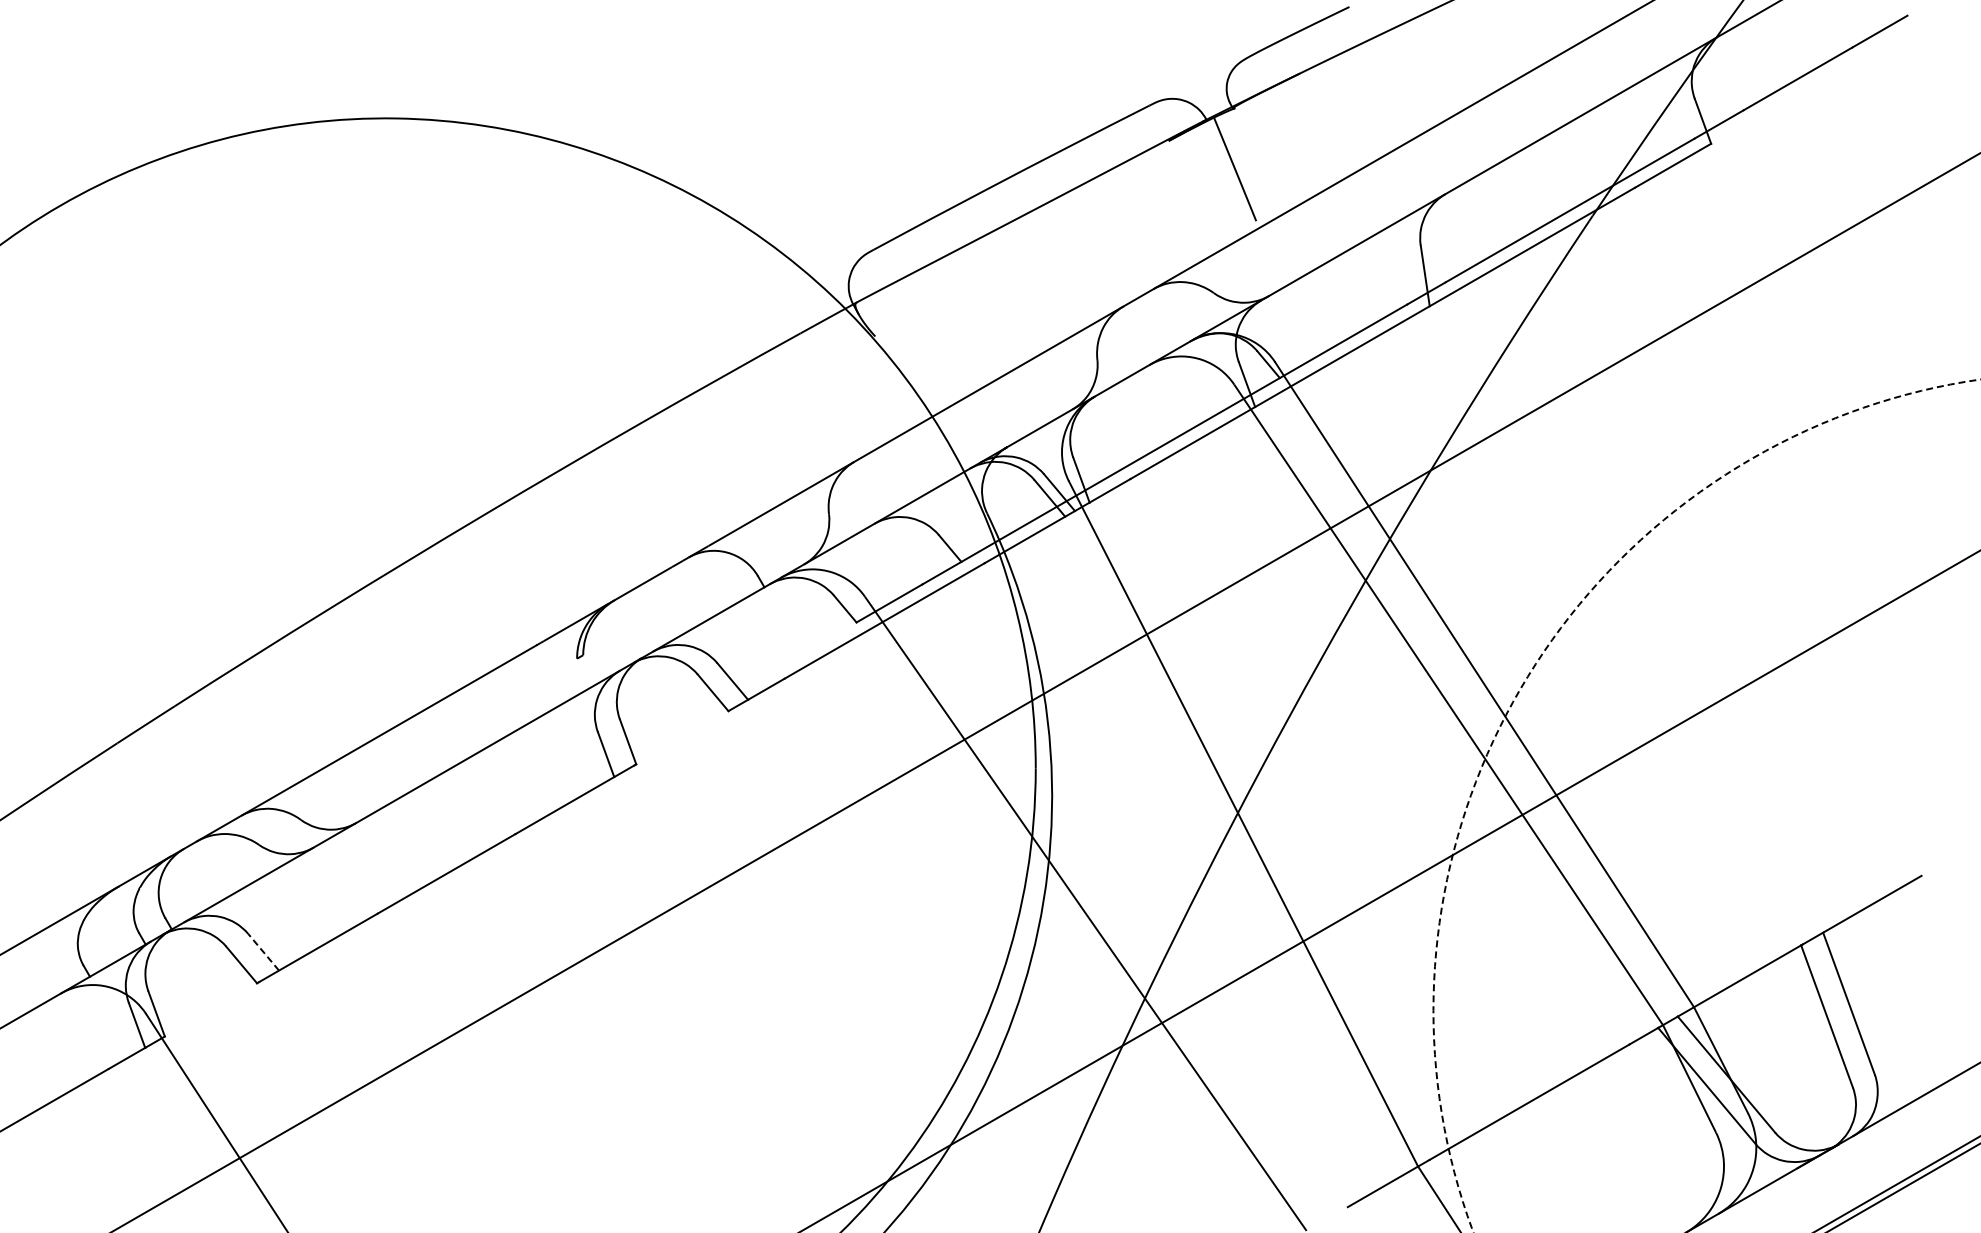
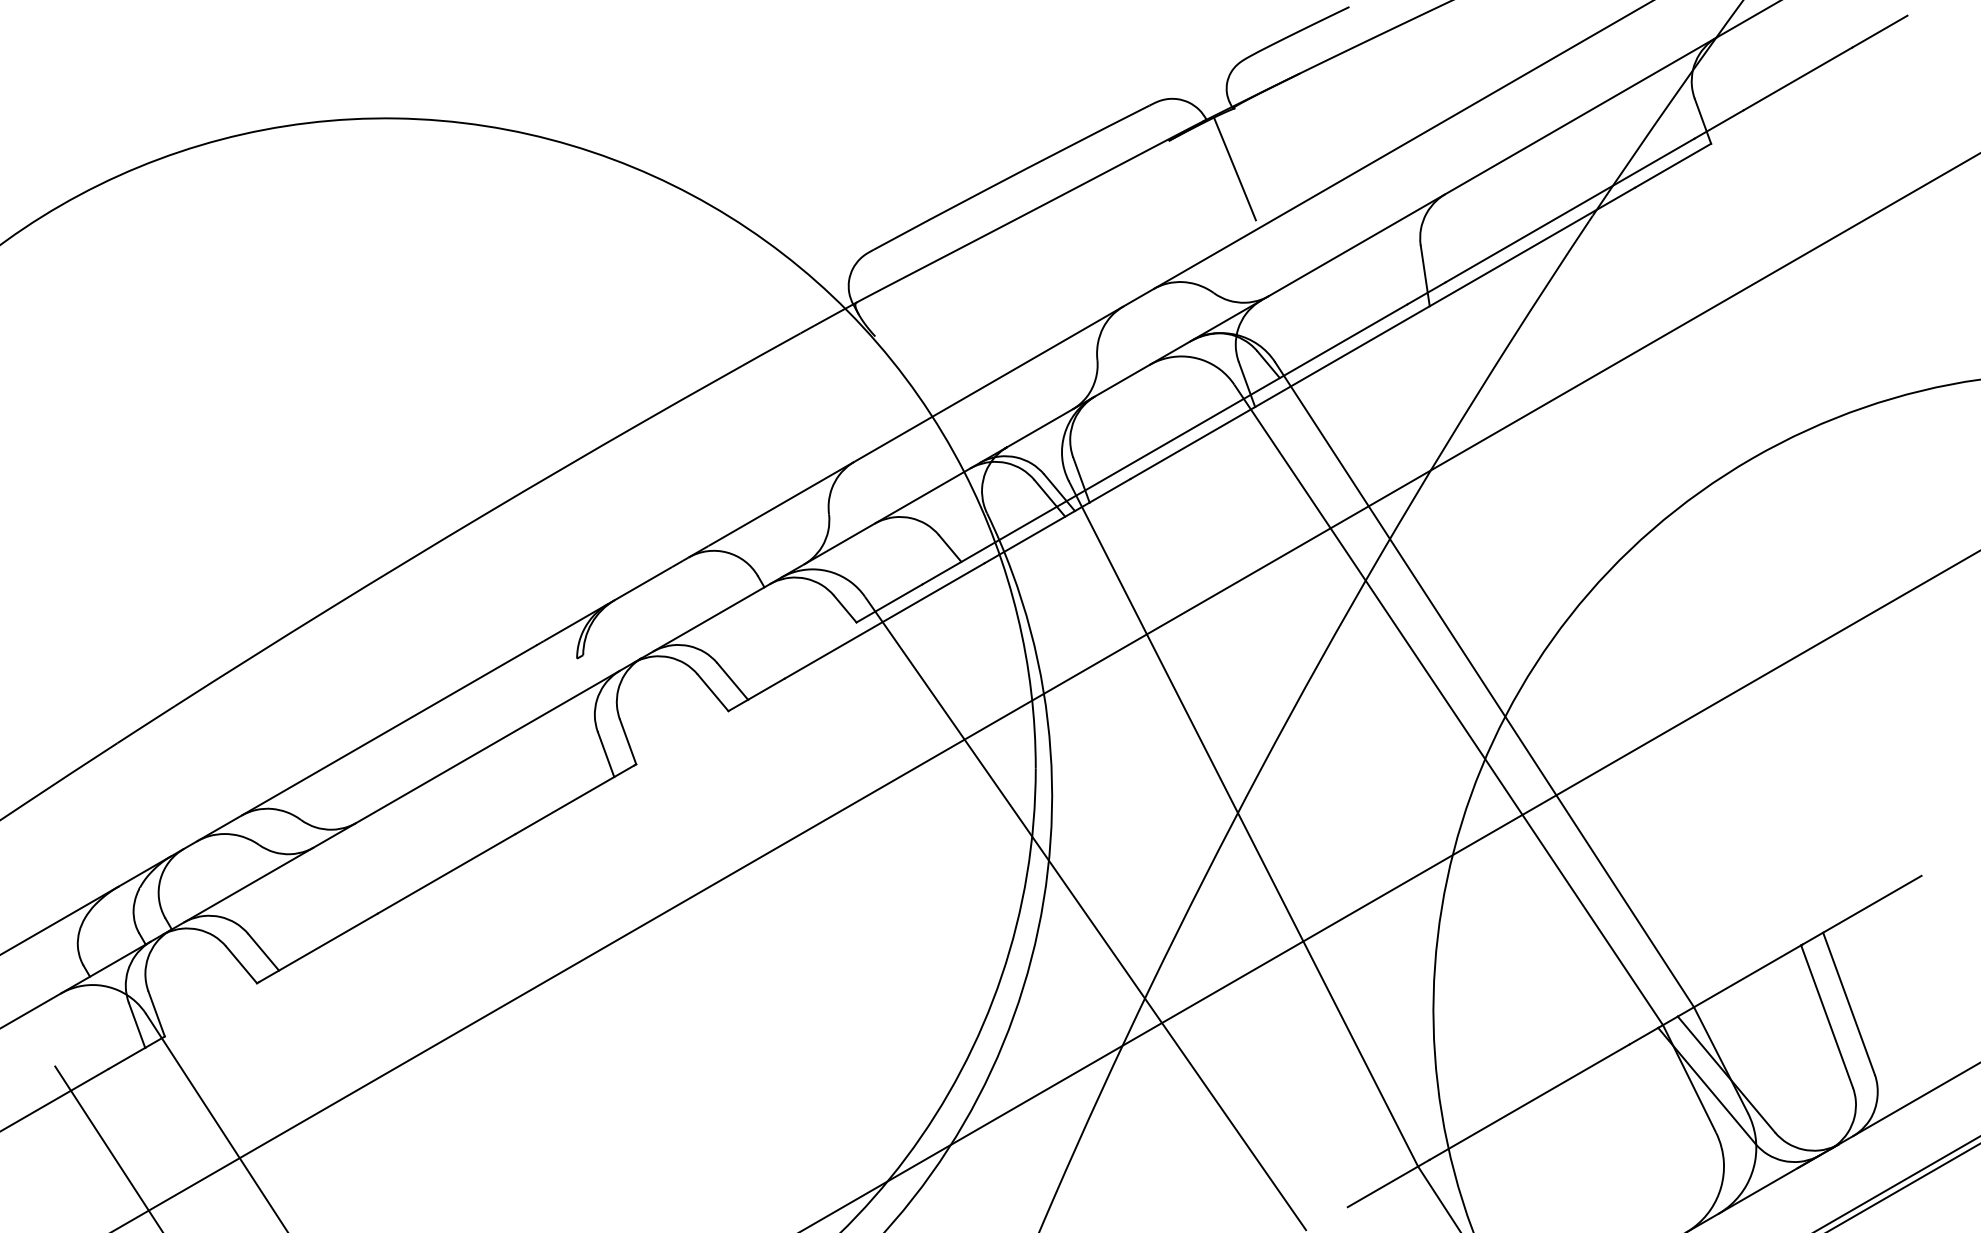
arc: dashed -> solid (1523, 684)
line: dashed -> solid (263, 952)
line: none -> present (107, 1147)
